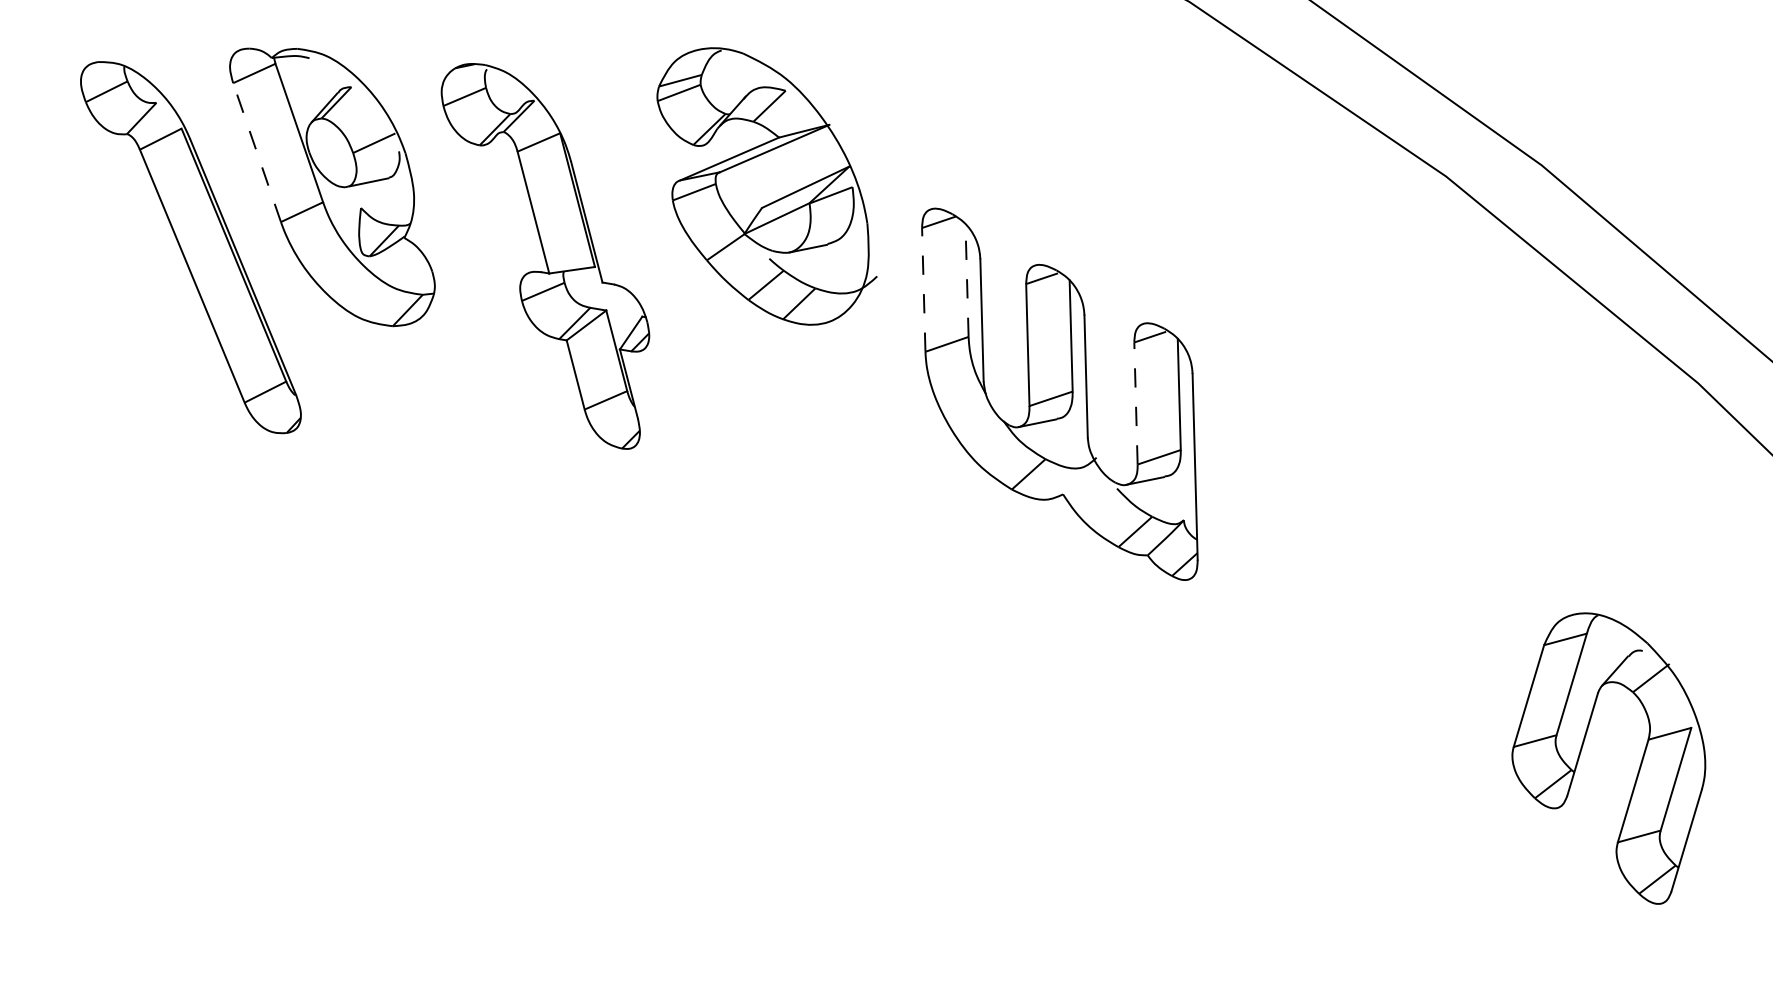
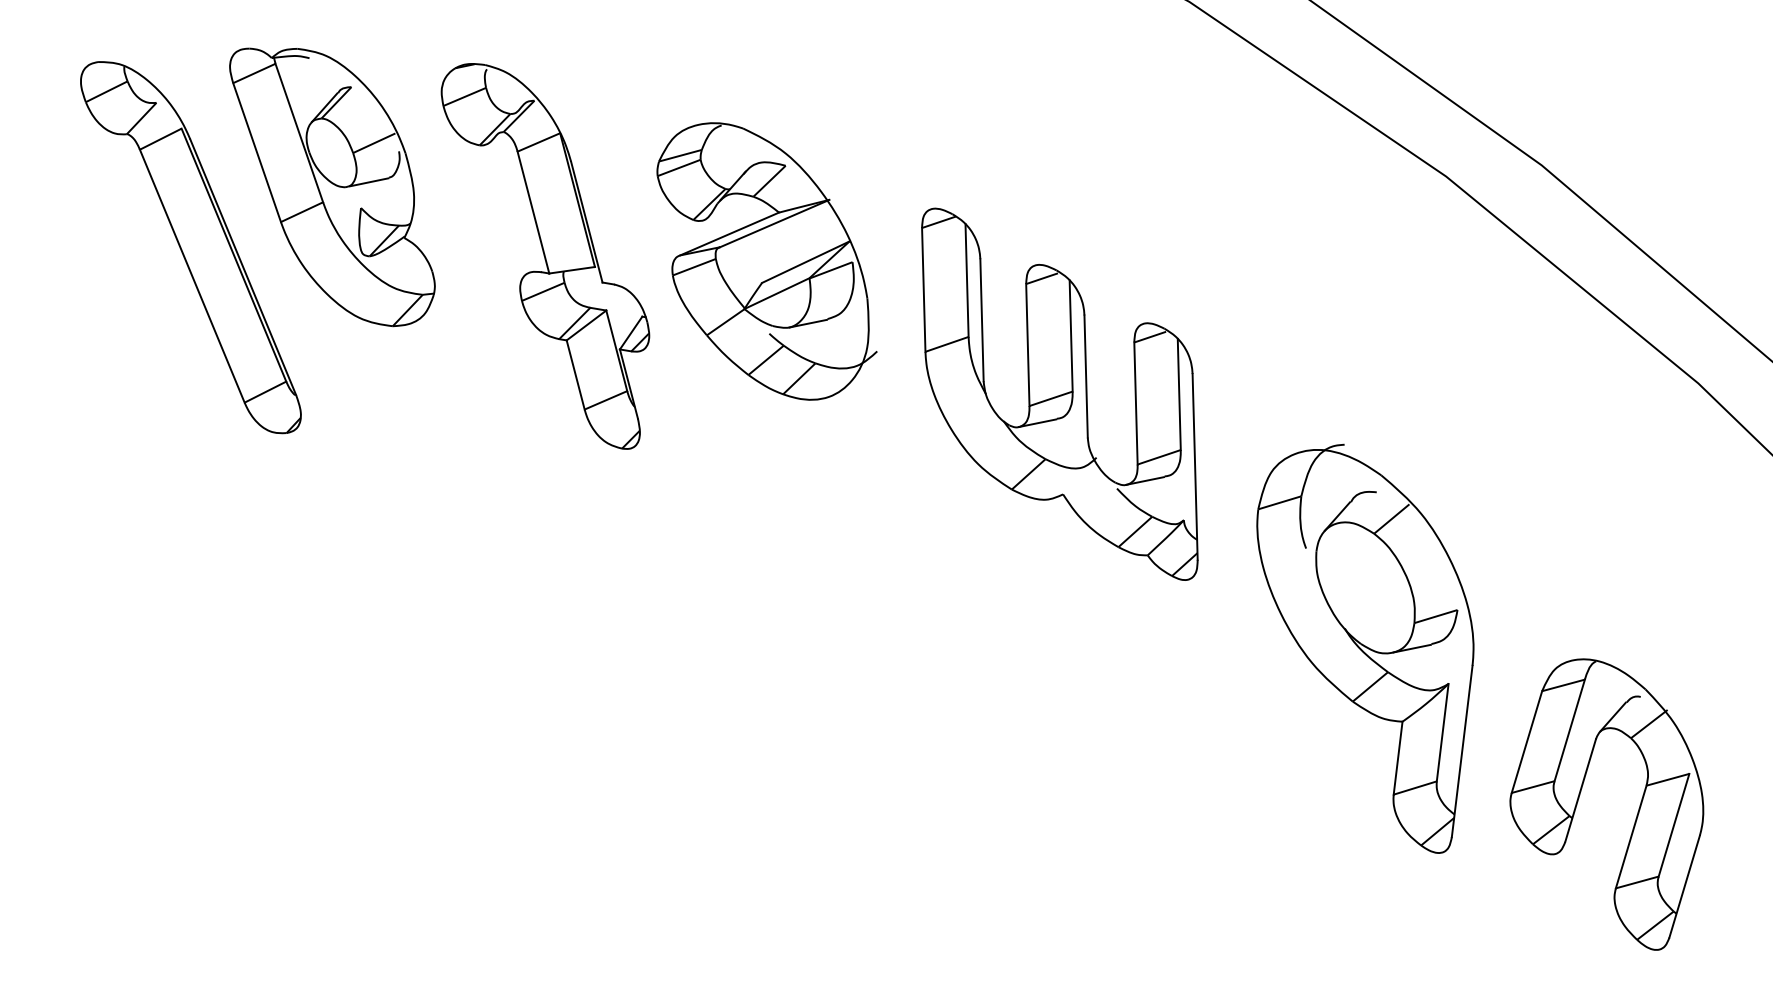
line: dashed -> solid (256, 152)
part position: (766, 186) -> (766, 261) (766, 261)
line: dashed -> solid (967, 280)
line: dashed -> solid (923, 289)
line: dashed -> solid (1135, 403)
part: none -> present (1365, 648)
part position: (1582, 749) -> (1580, 795) (1580, 795)
